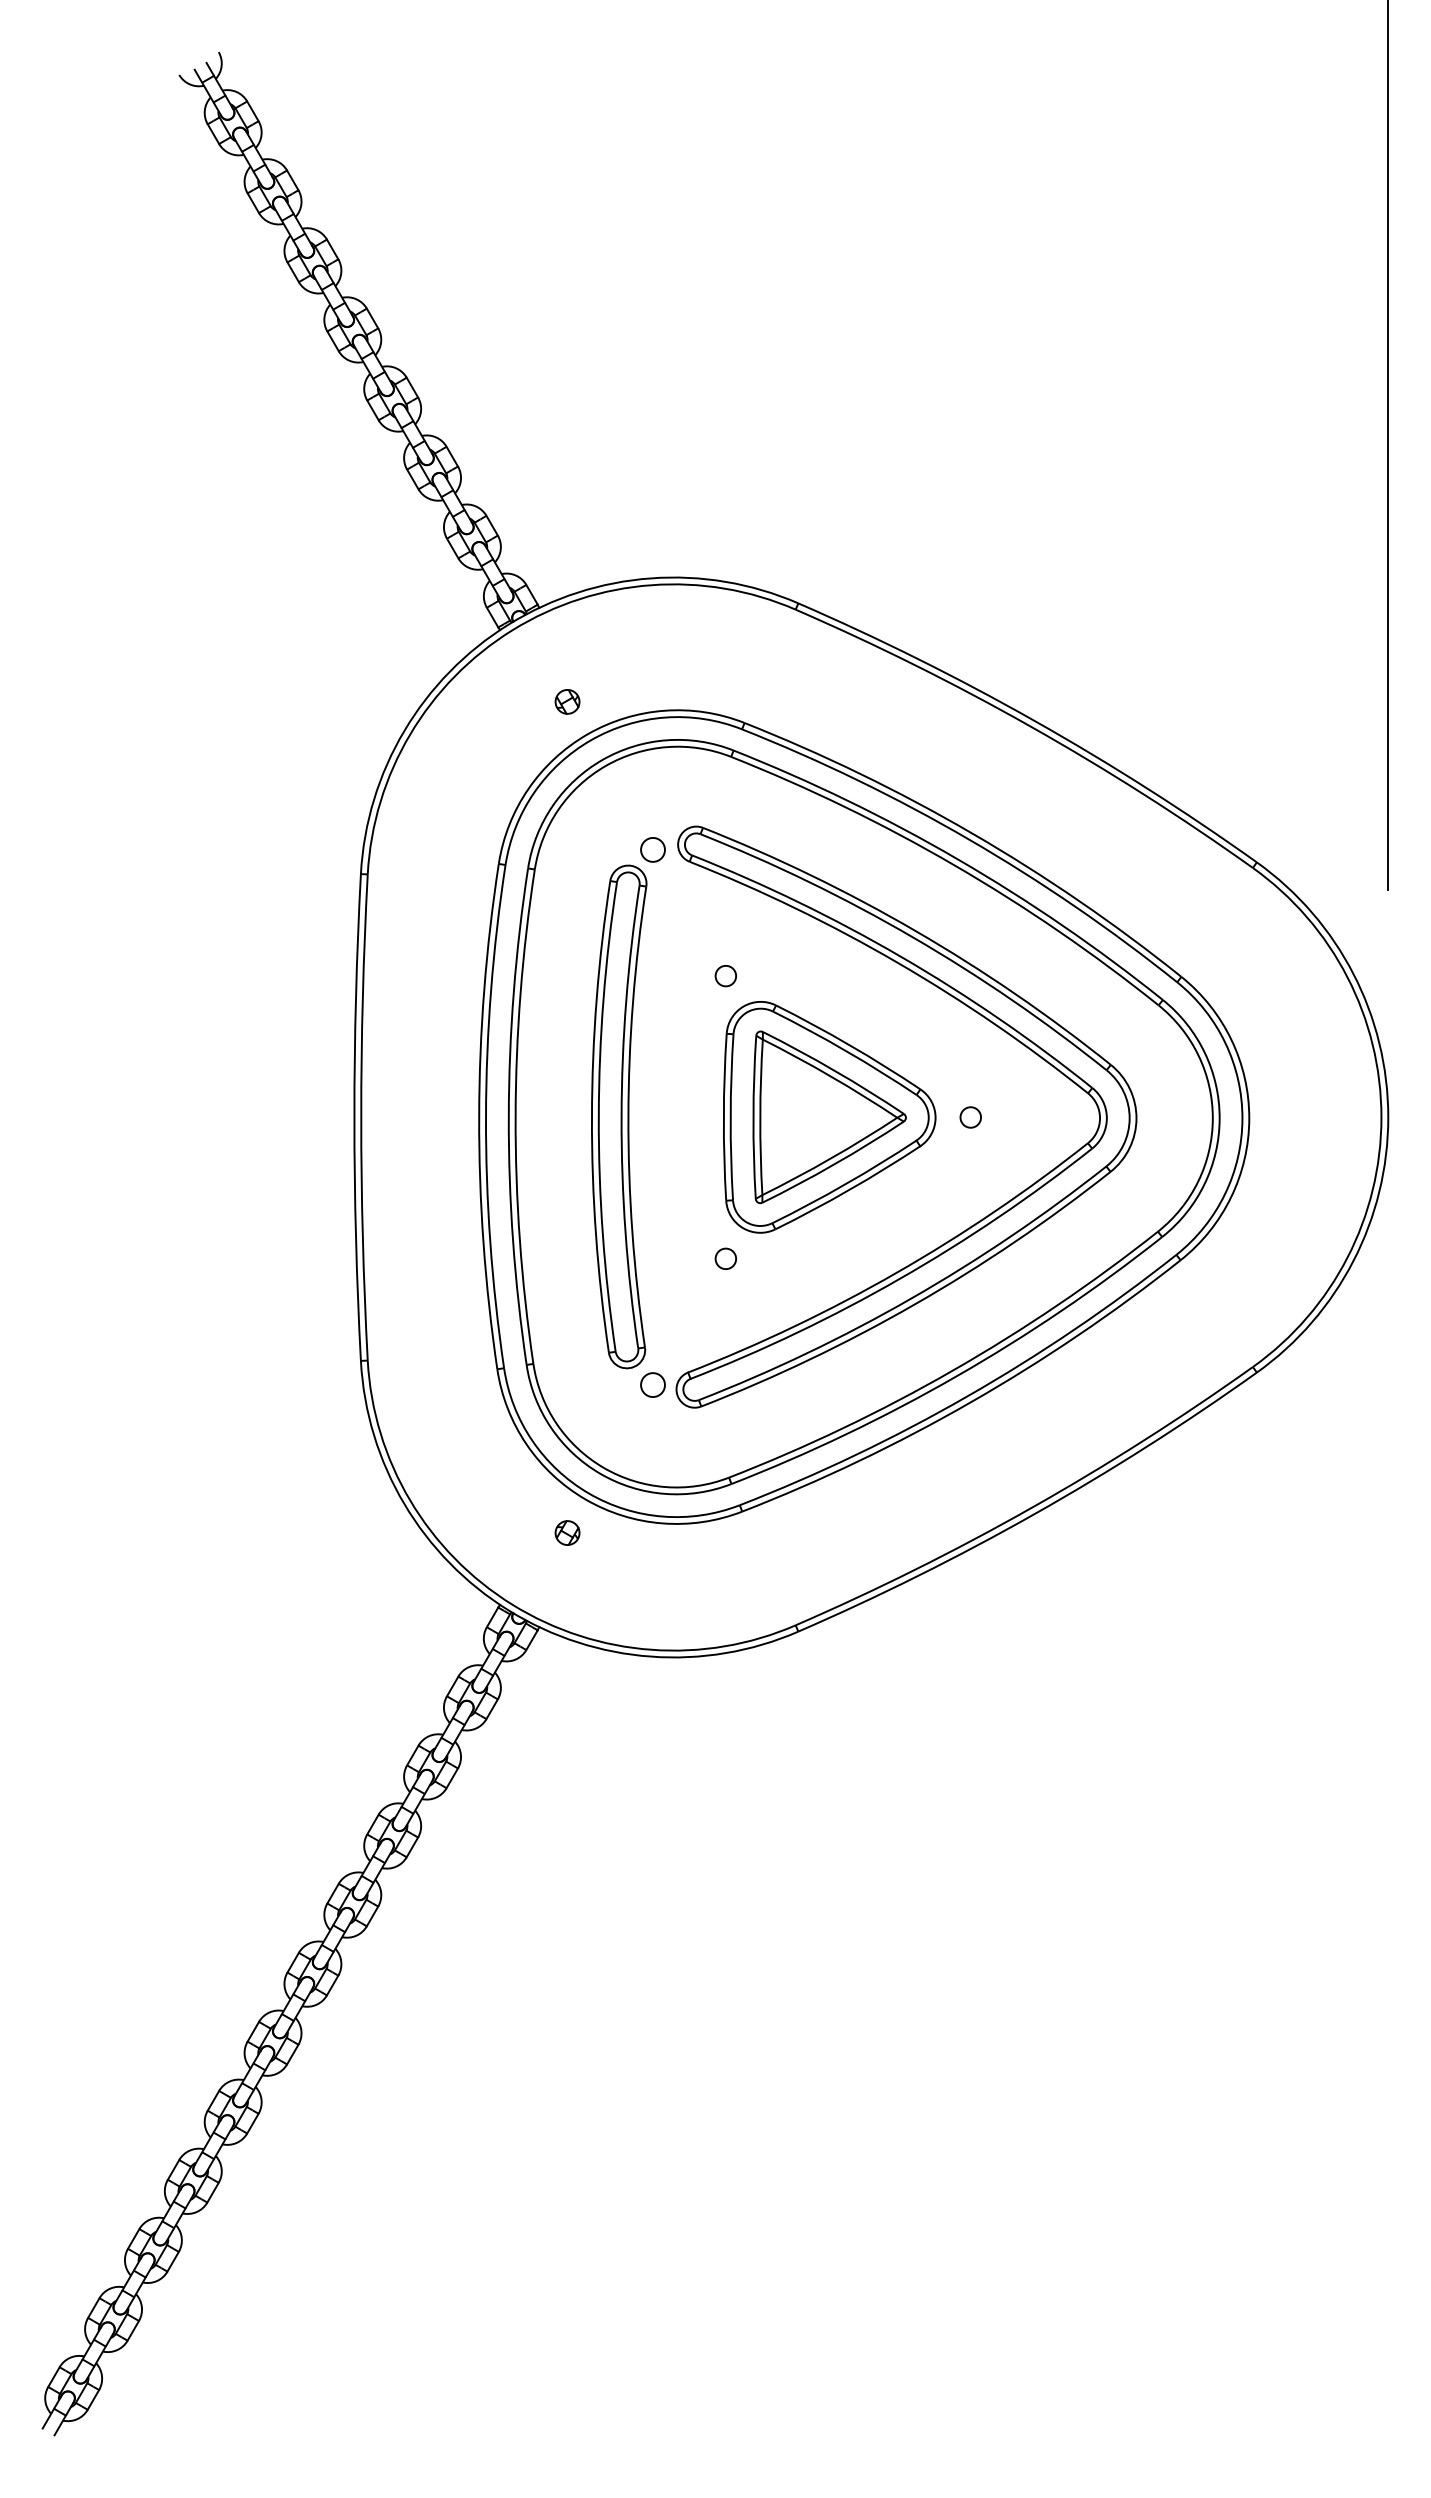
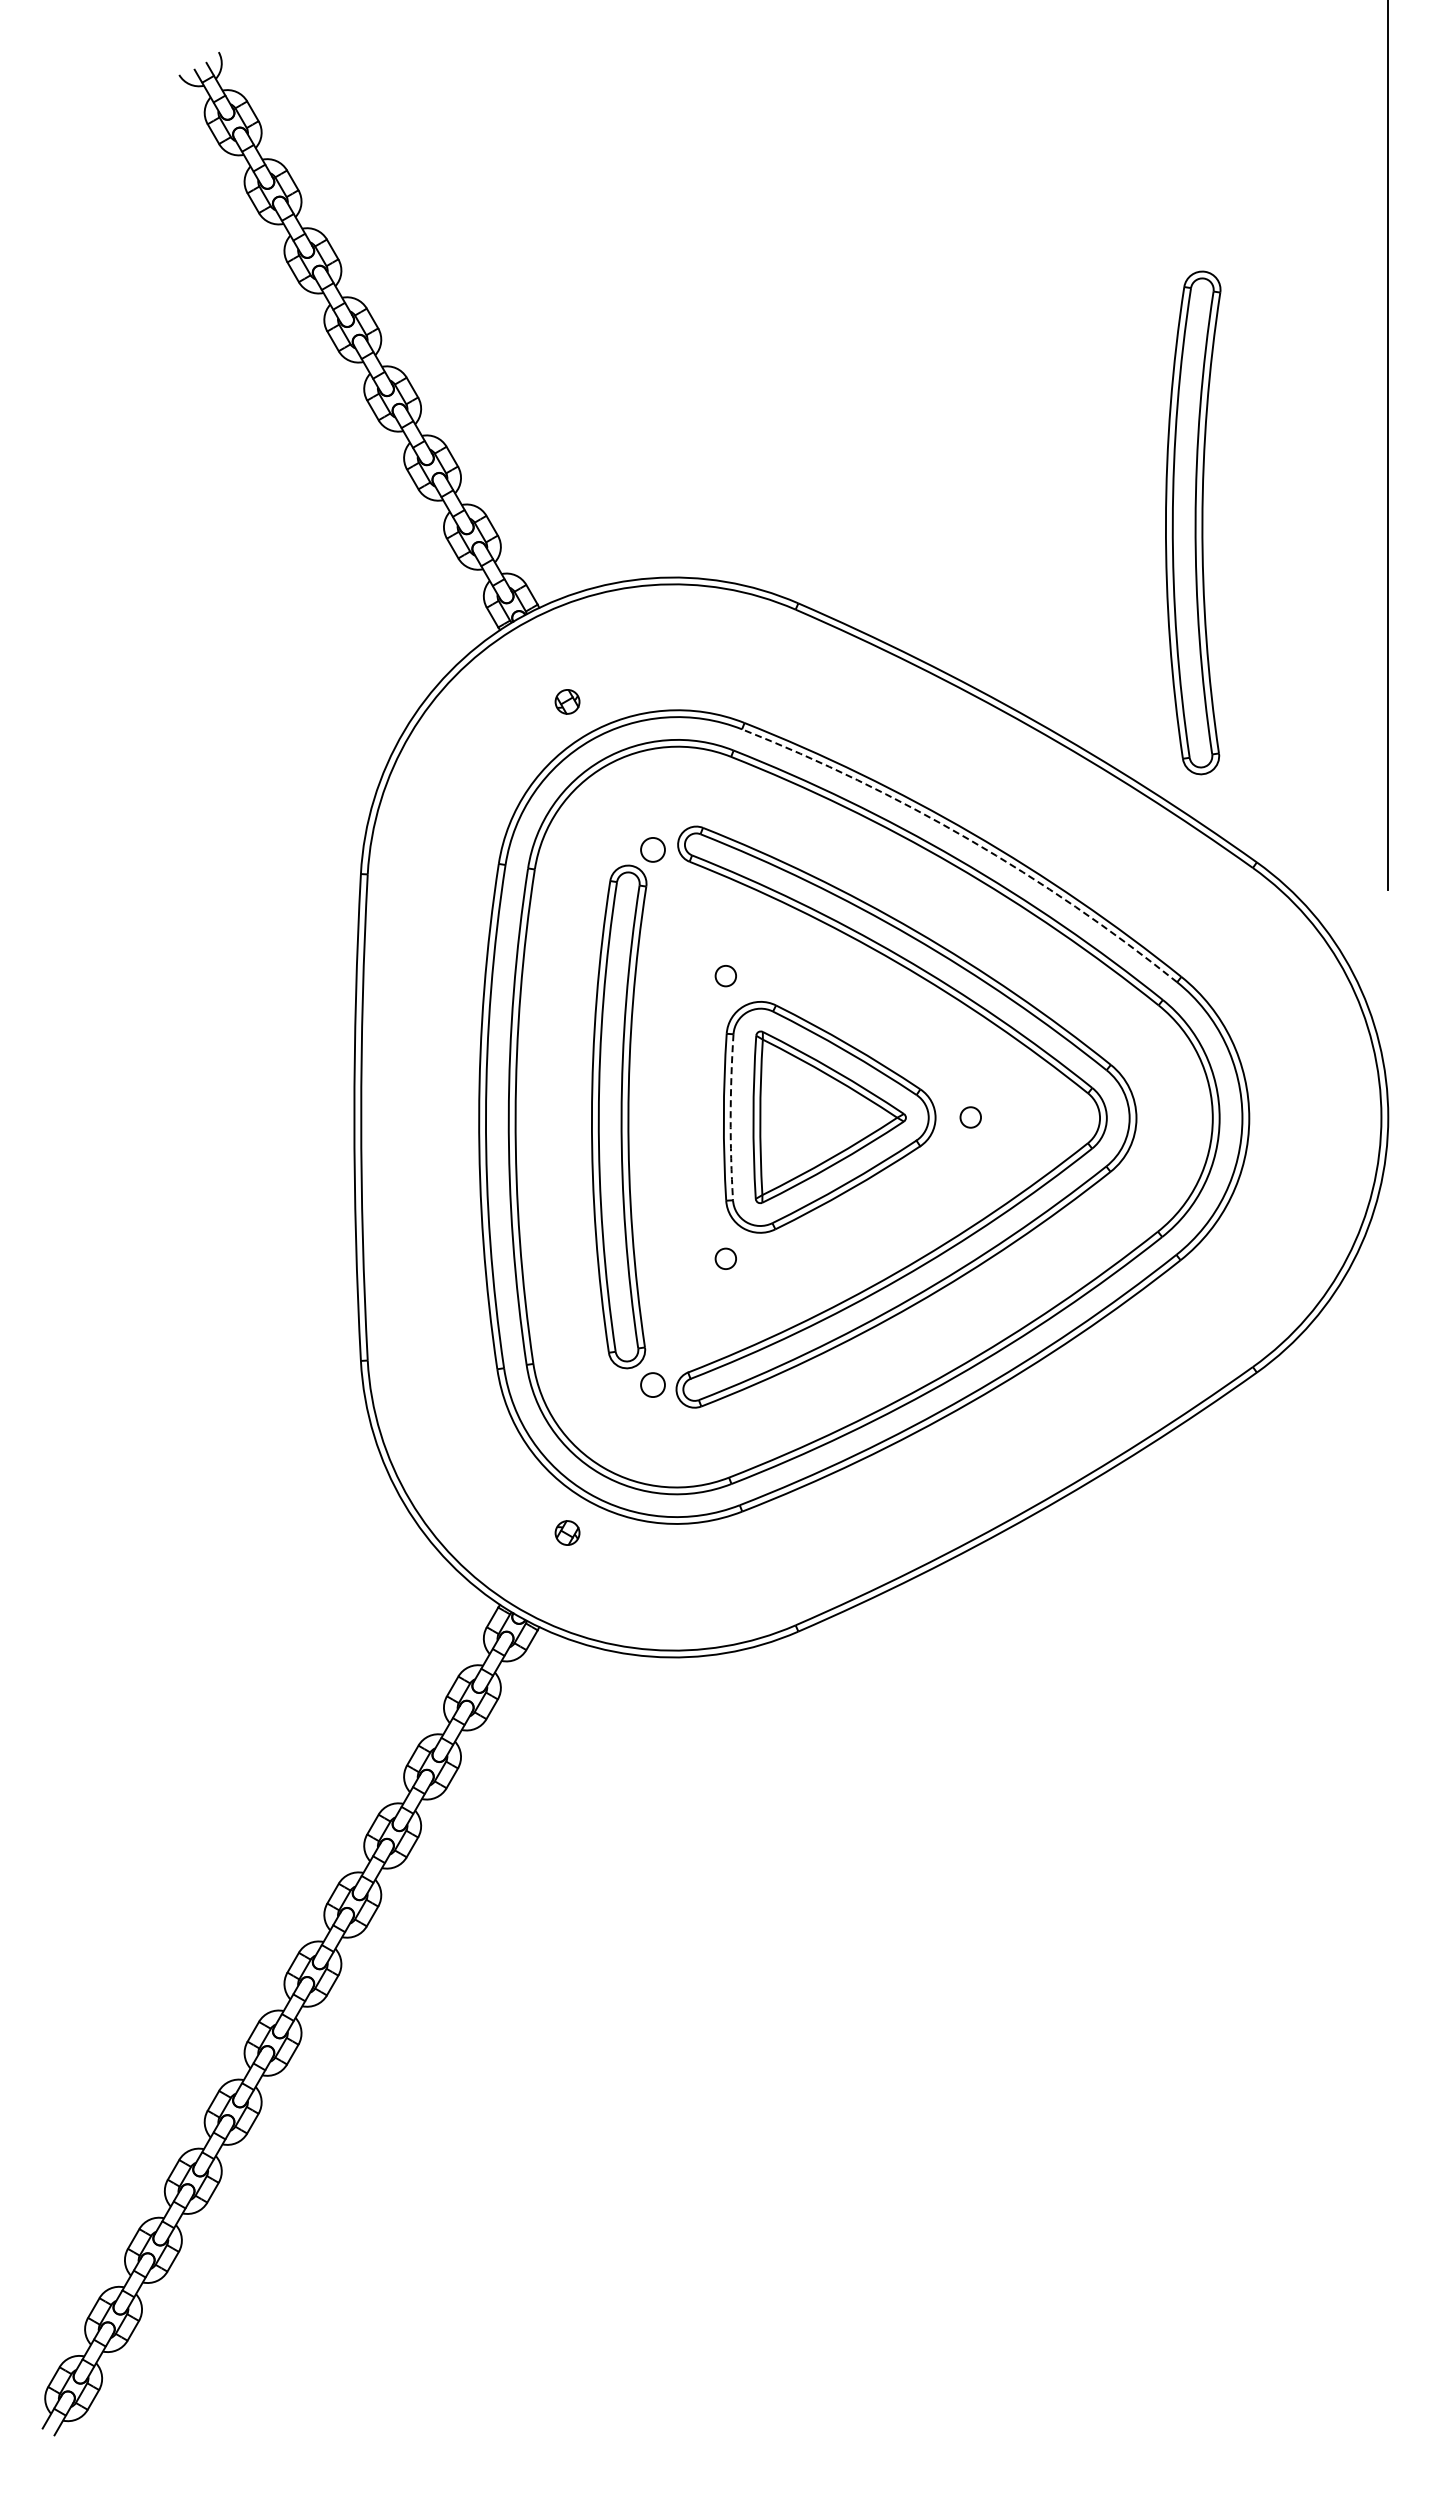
part: none -> present (1193, 522)
arc: solid -> dashed (969, 839)
arc: solid -> dashed (730, 1117)
